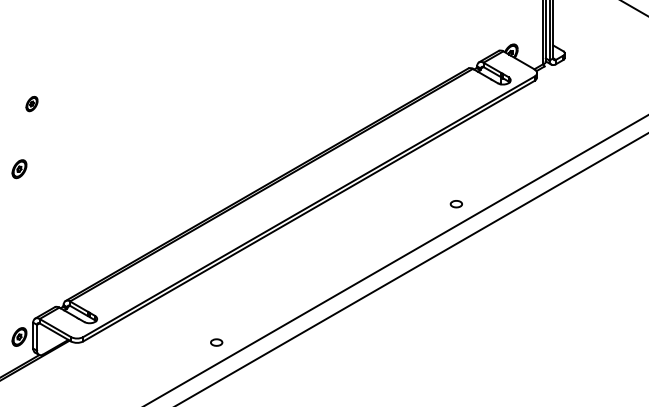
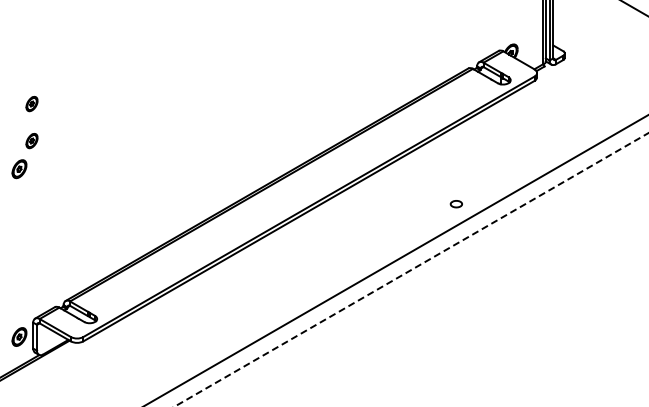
part: none -> present (31, 141)
line: solid -> dashed (411, 269)
part: present -> none (216, 342)
